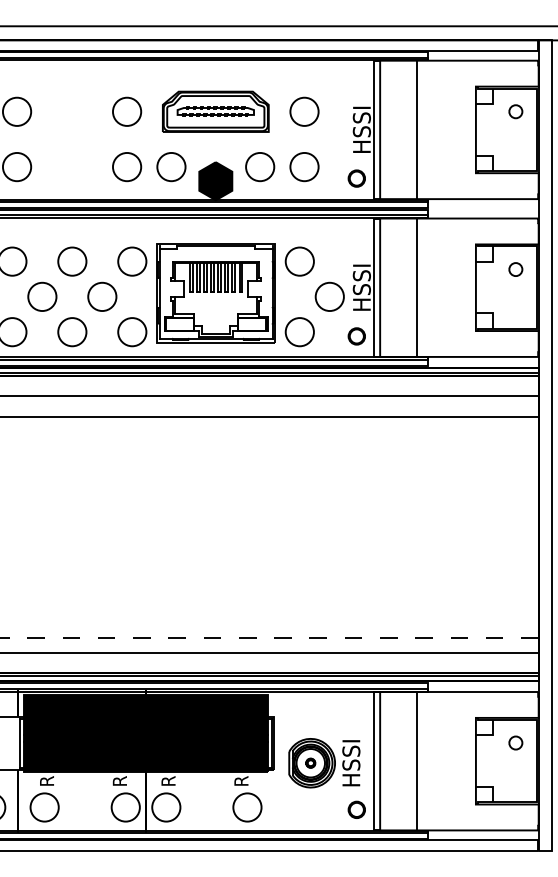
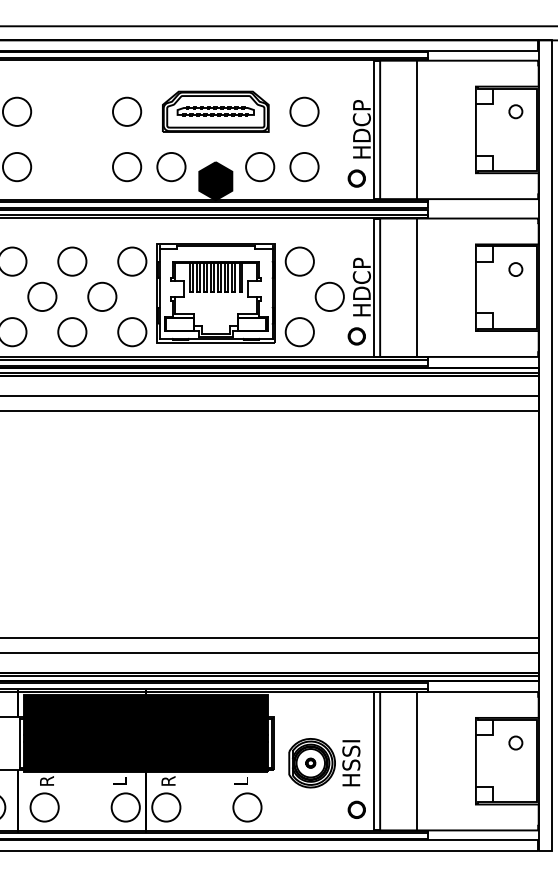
text: HSSI -> HDCP (361, 129)
text: HSSI -> HDCP (361, 286)
line position: (270, 417) -> (270, 411) (270, 411)
line: dashed -> solid (268, 637)
text: R -> L (119, 780)
text: R -> L (241, 780)
